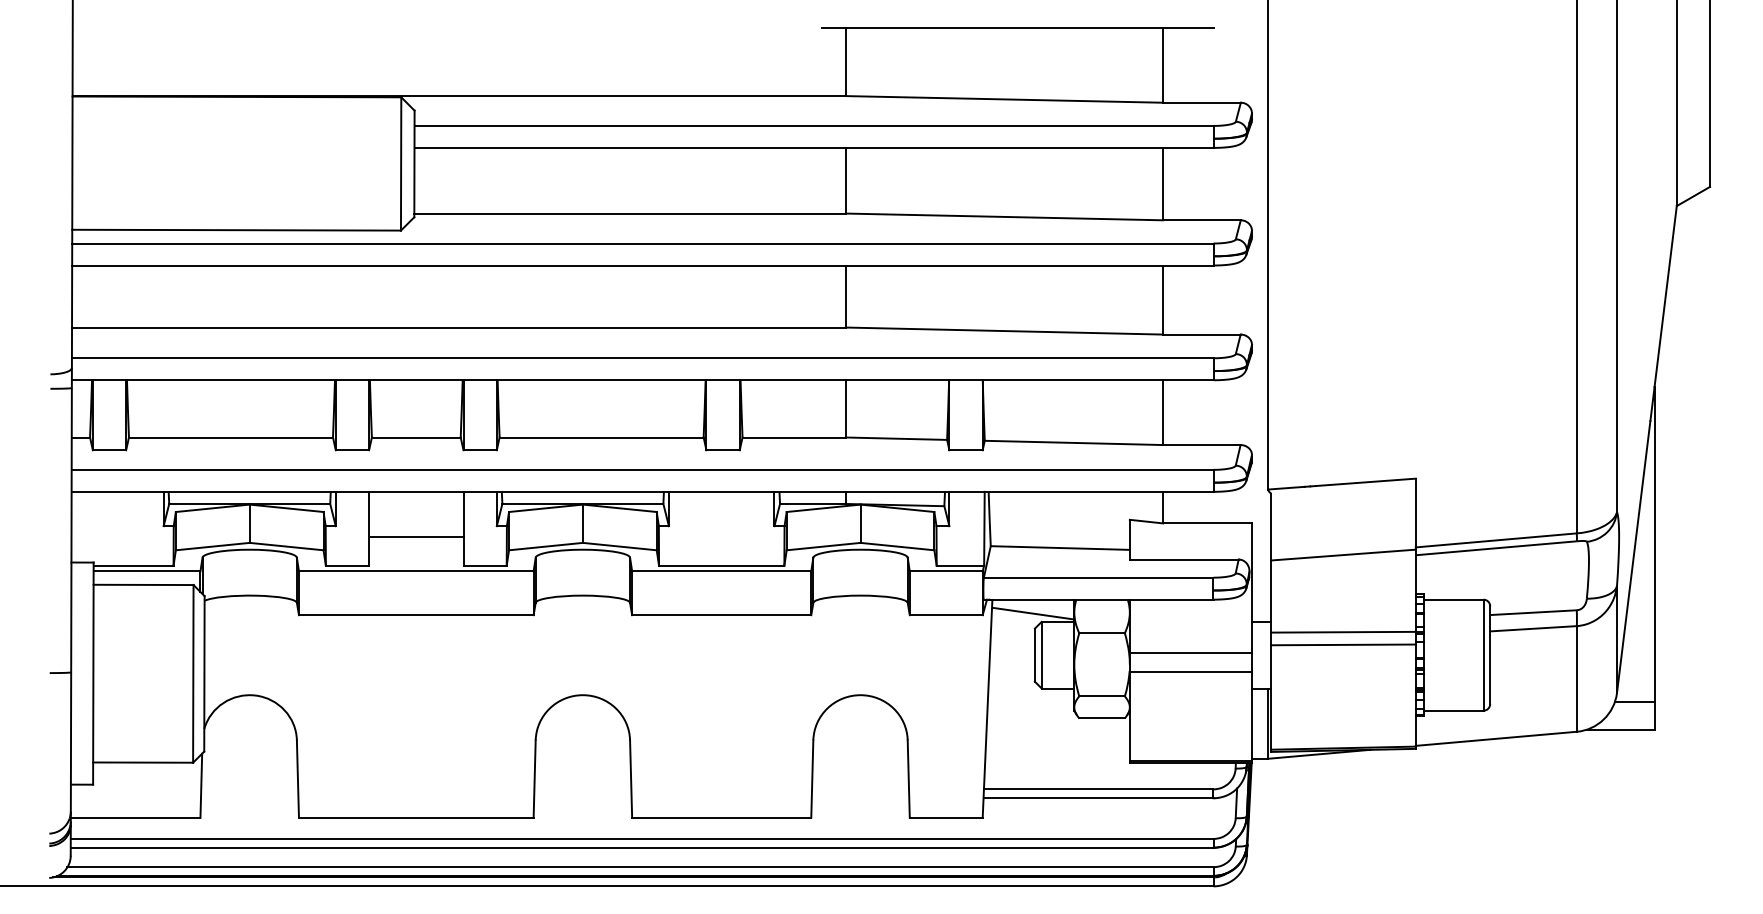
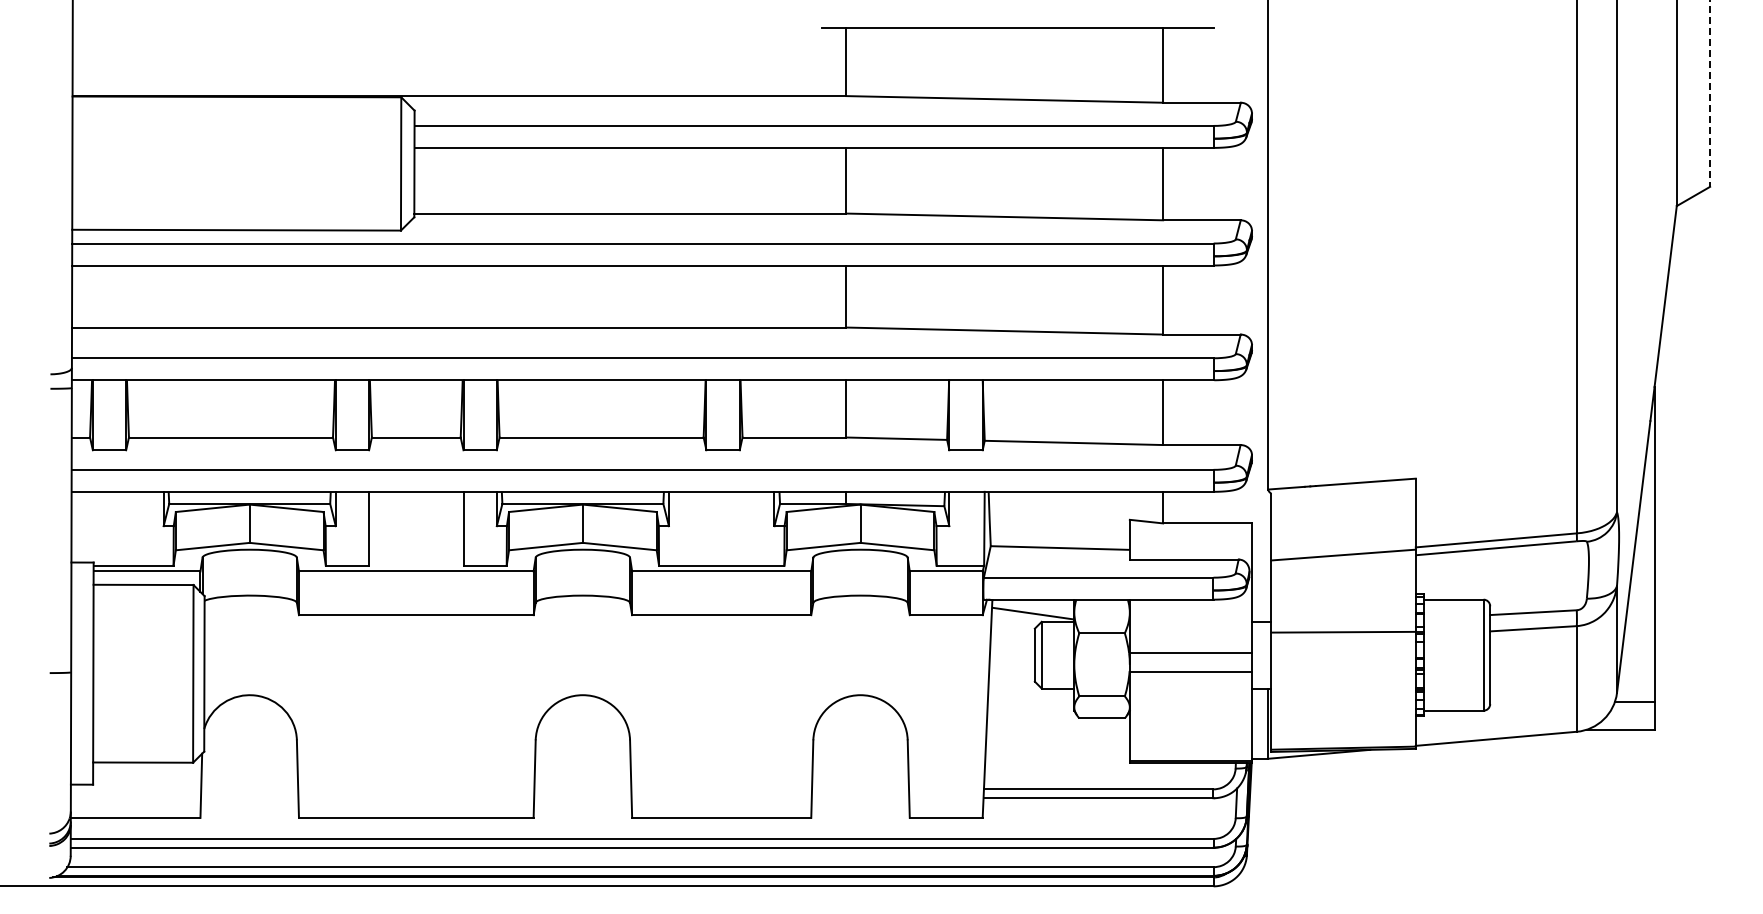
line: solid -> dashed (1710, 93)
line: present -> none (416, 536)
line: present -> none (1343, 644)
